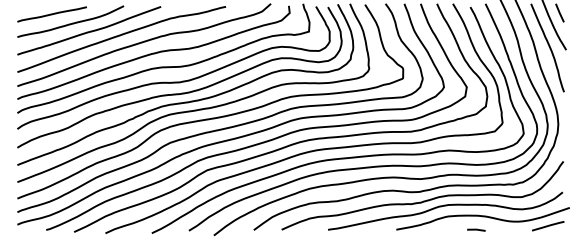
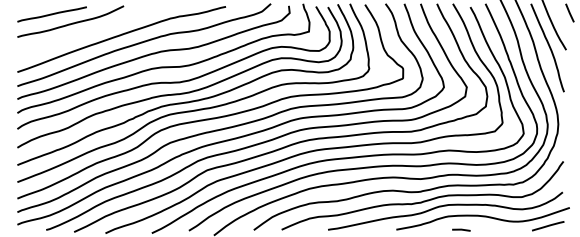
line position: (559, 12) -> (569, 12) (569, 12)
curve: present -> none (90, 30)
line position: (476, 229) -> (461, 229) (461, 229)
